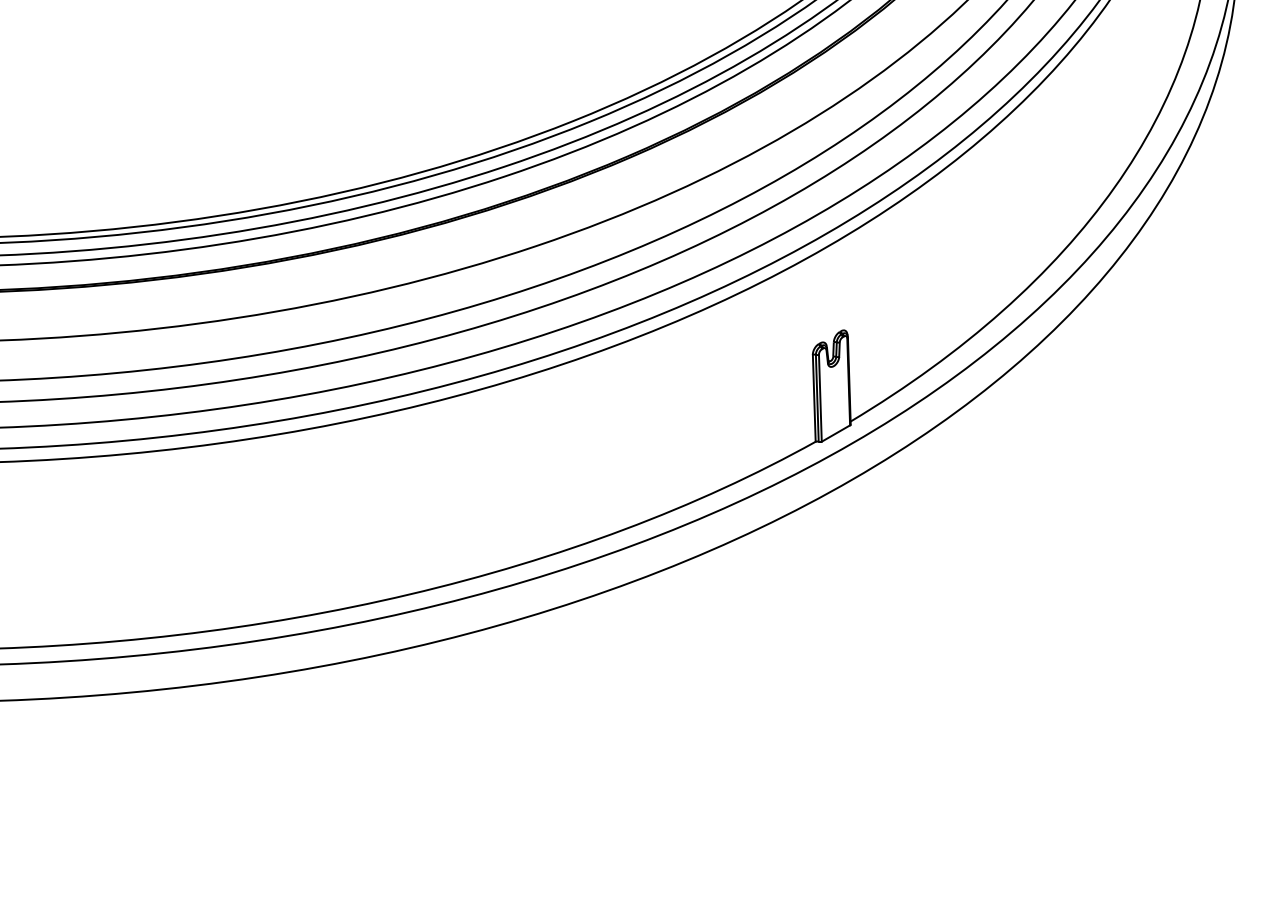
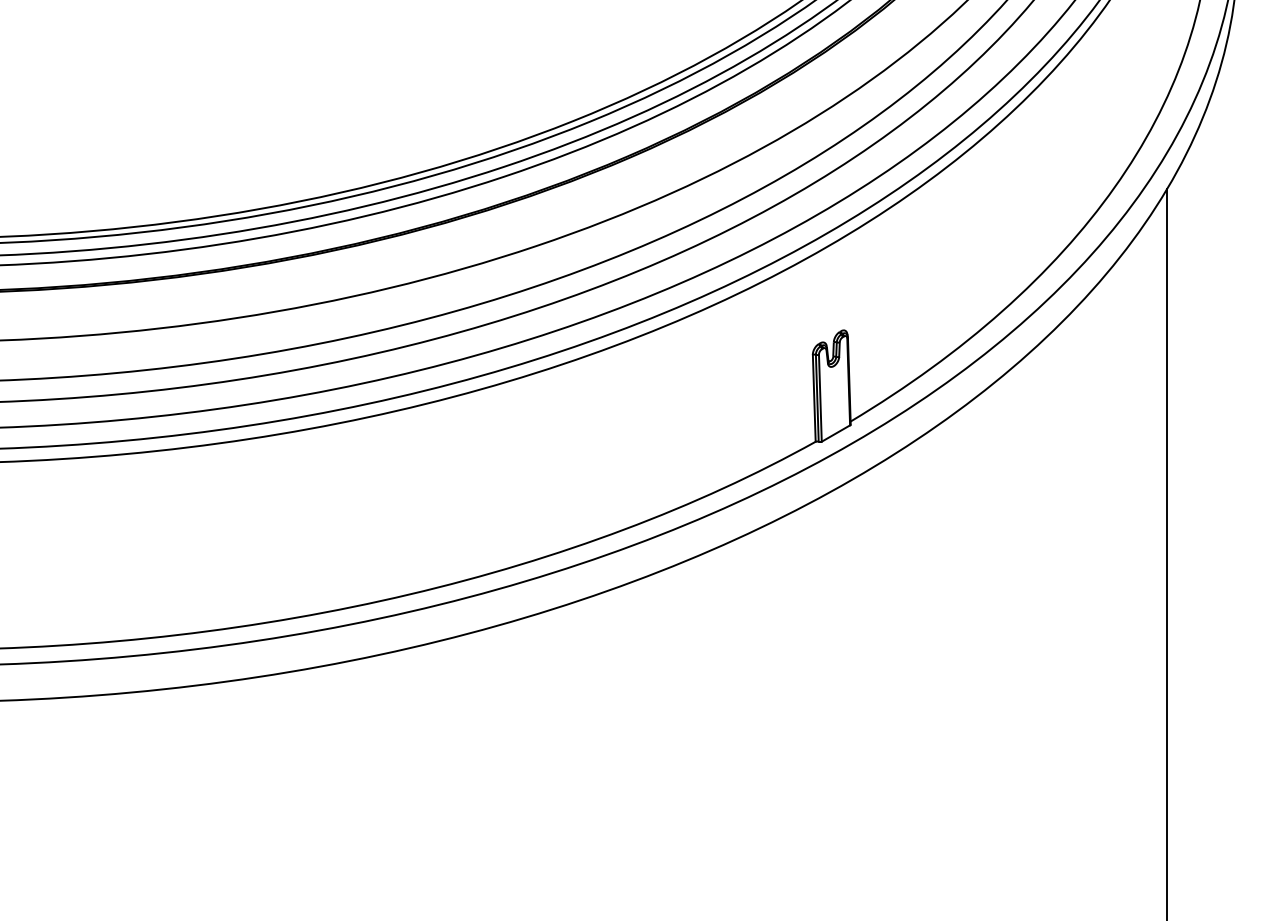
line: none -> present (1166, 553)
